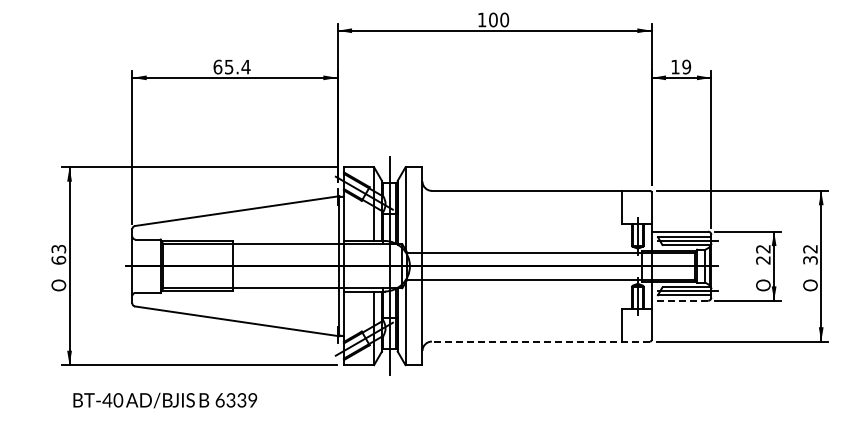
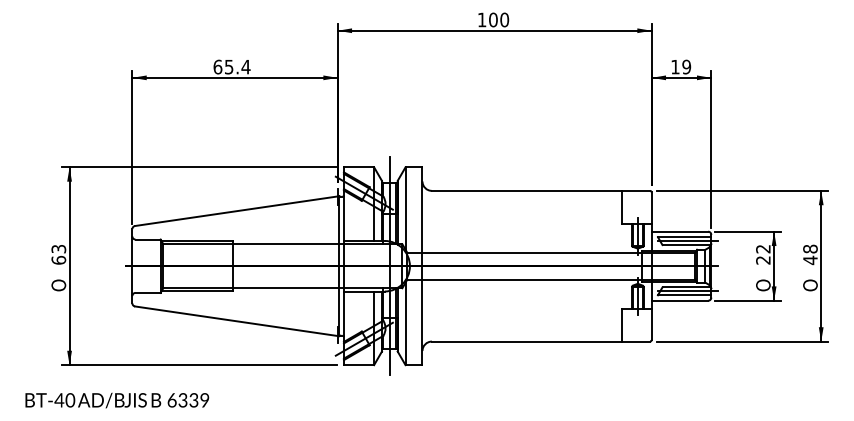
text: 32 -> 48 (810, 254)
line: dashed -> solid (679, 300)
line: dashed -> solid (540, 341)
text position: (165, 400) -> (117, 400) (117, 400)
